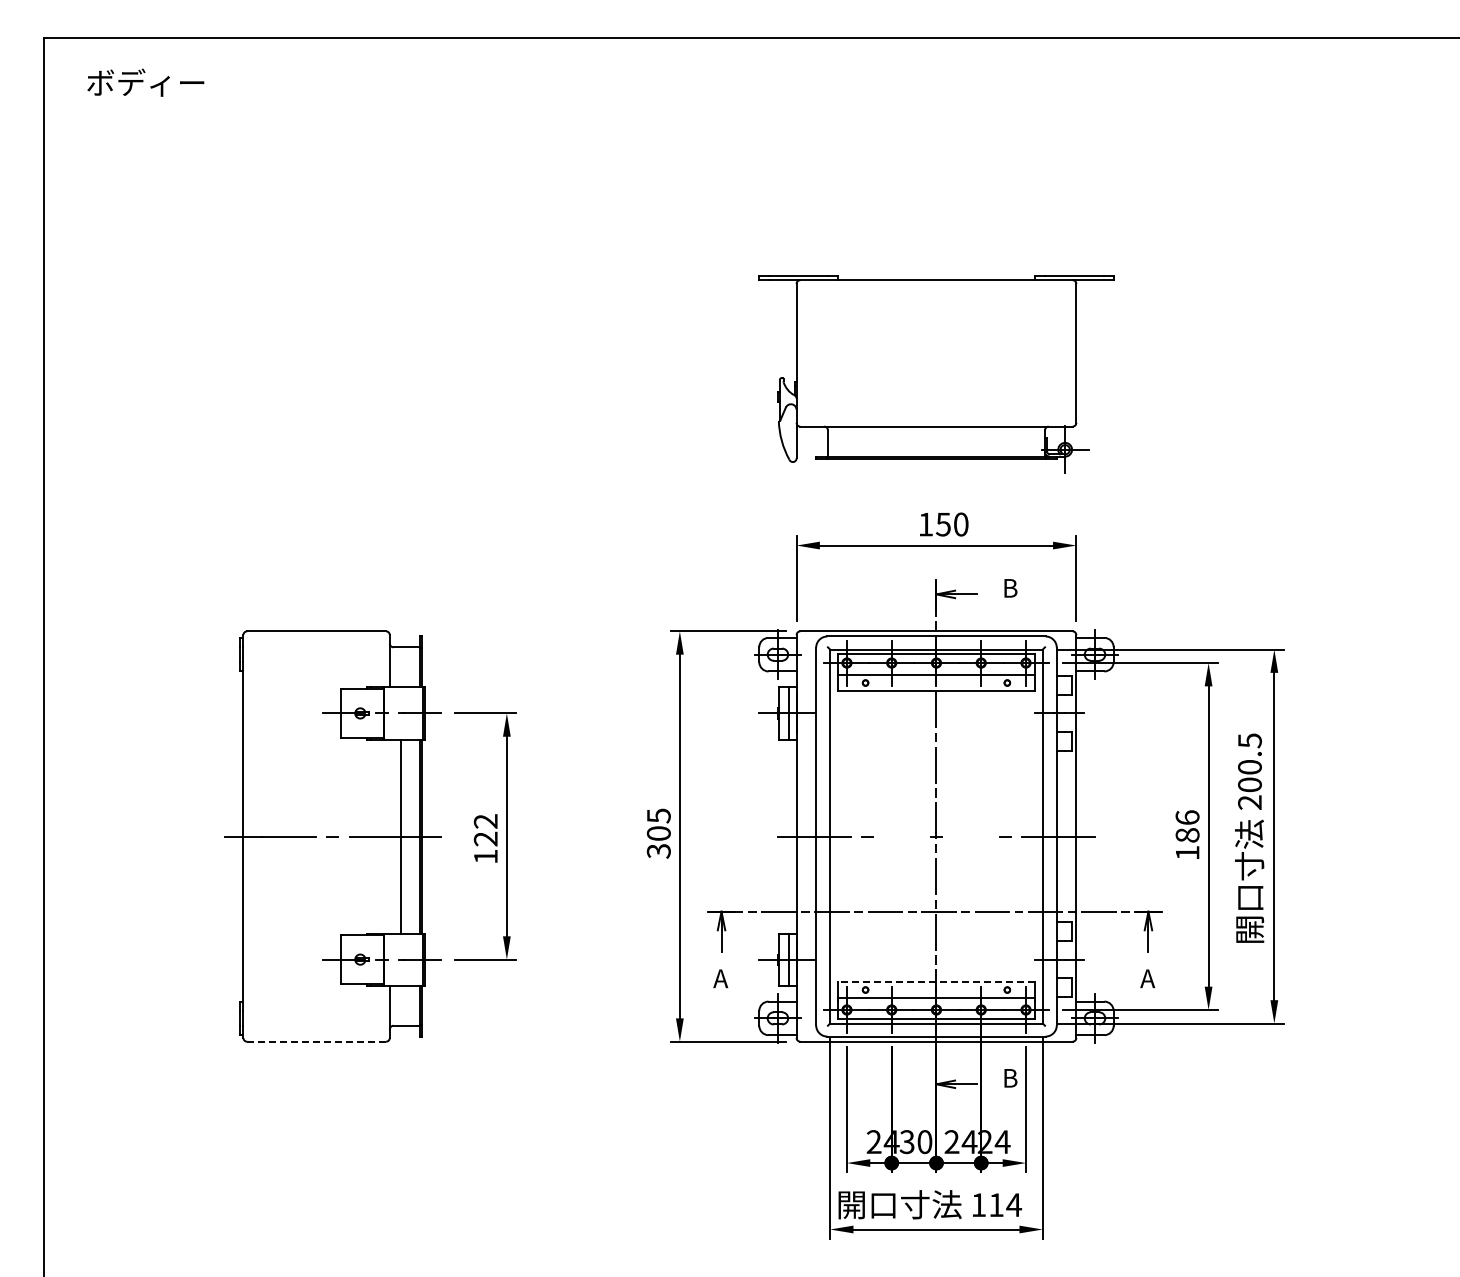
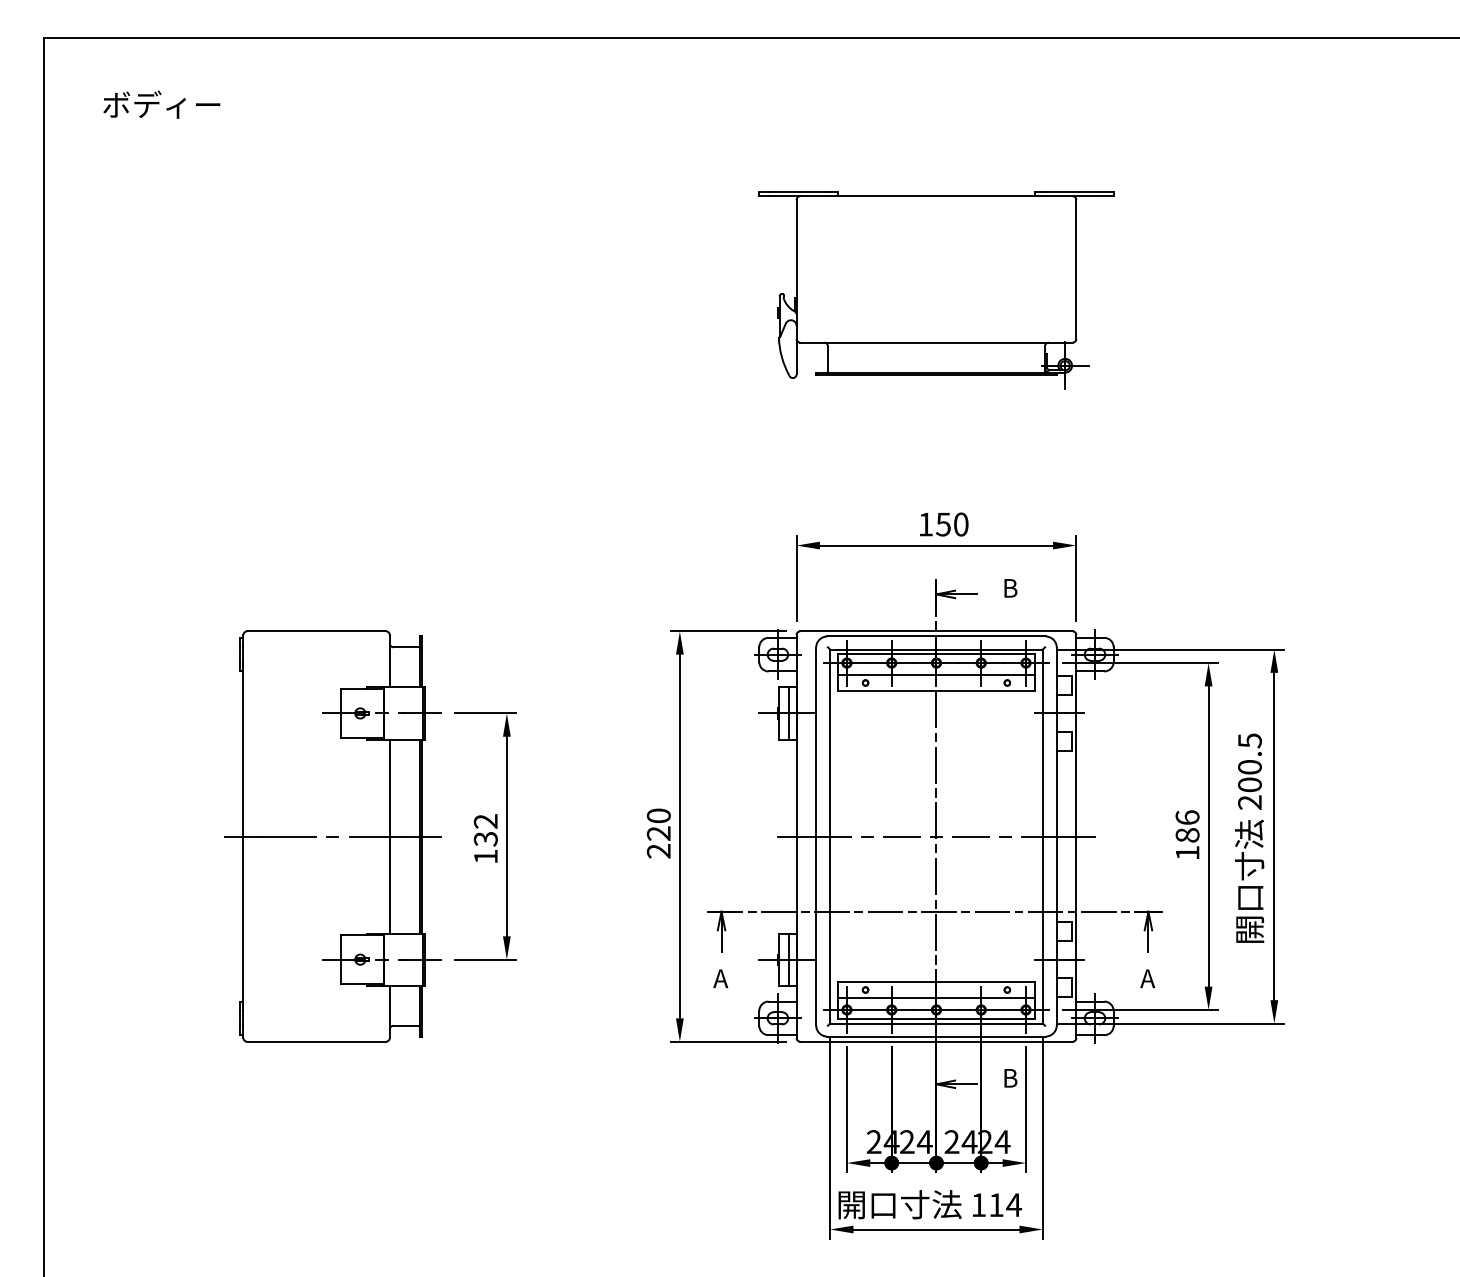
text position: (145, 82) -> (161, 104) (161, 104)
part position: (936, 374) -> (936, 290) (936, 290)
text: 305 -> 220 (658, 833)
line position: (400, 836) -> (389, 836) (389, 836)
line: none -> present (901, 836)
line: none -> present (970, 836)
text: 122 -> 132 (485, 838)
line: dashed -> solid (936, 982)
line: dashed -> solid (317, 1041)
text: 30 -> 24 (915, 1142)
